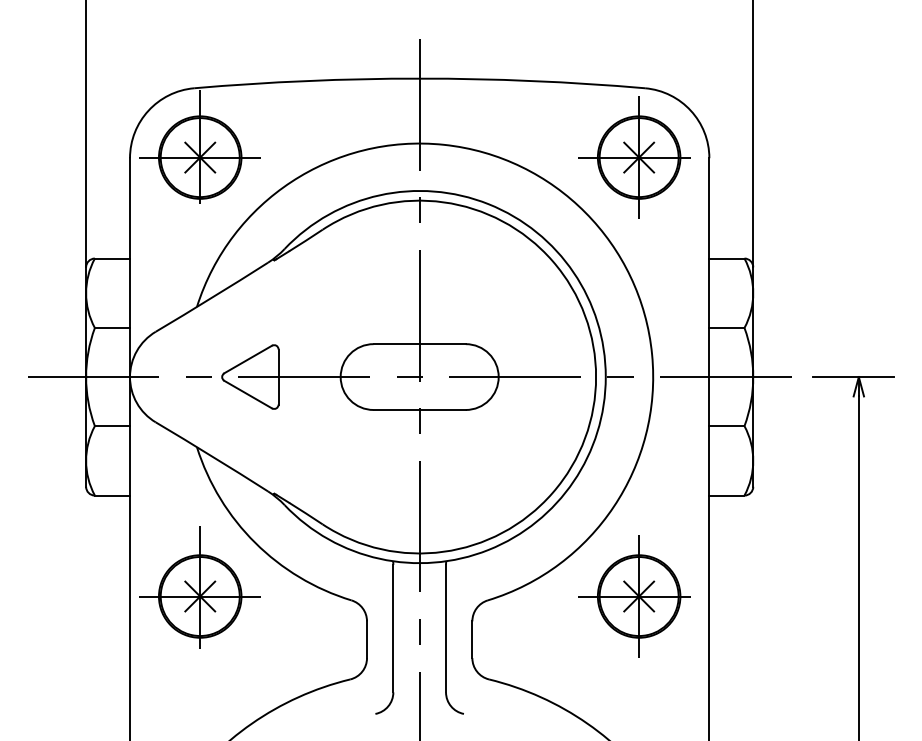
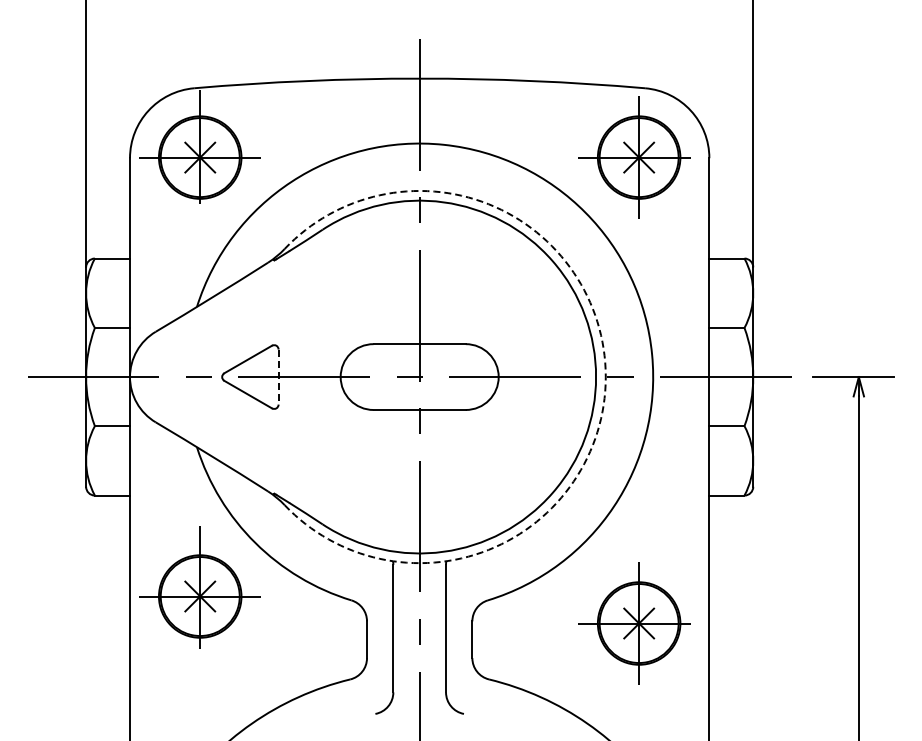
line: solid -> dashed (278, 377)
arc: solid -> dashed (605, 377)
part position: (634, 596) -> (634, 623) (634, 623)
